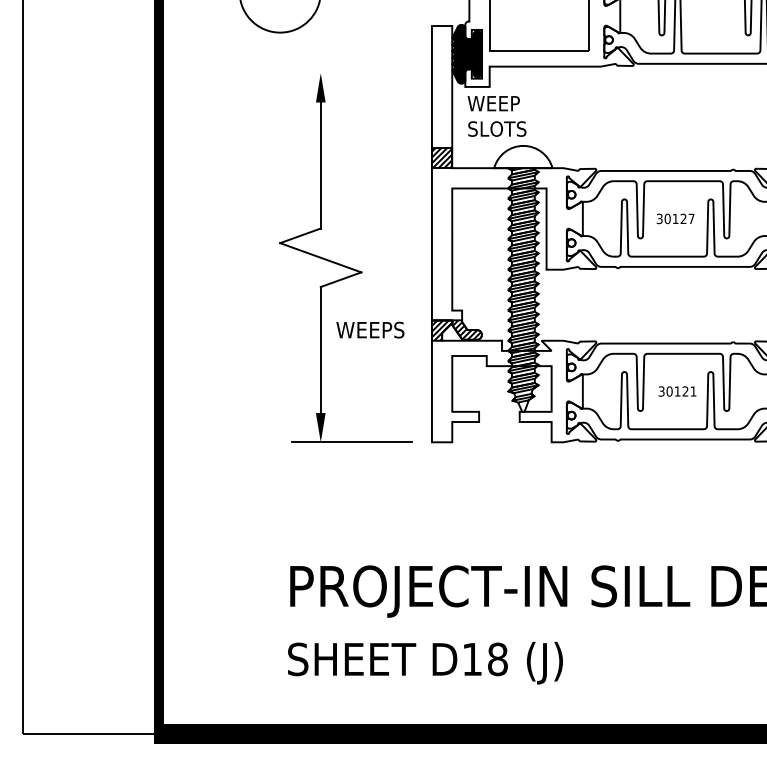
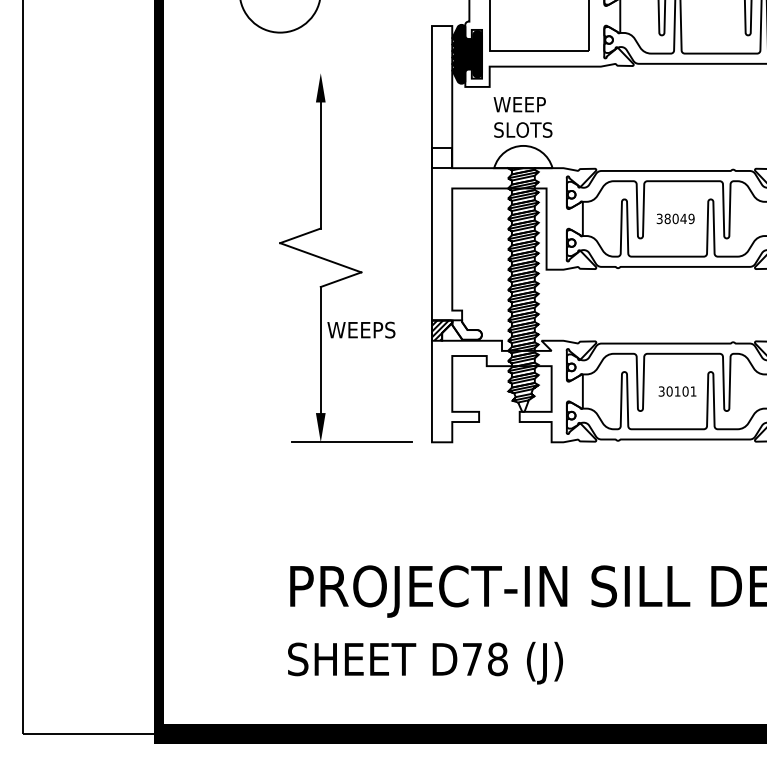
text position: (496, 116) -> (522, 117) (522, 117)
hatch: present -> none (441, 157)
text: 30127 -> 38049 (679, 218)
text position: (370, 329) -> (361, 329) (361, 329)
hatch: present -> none (466, 329)
text: 30121 -> 30101 (685, 391)
text: D18 -> D78 (472, 659)
